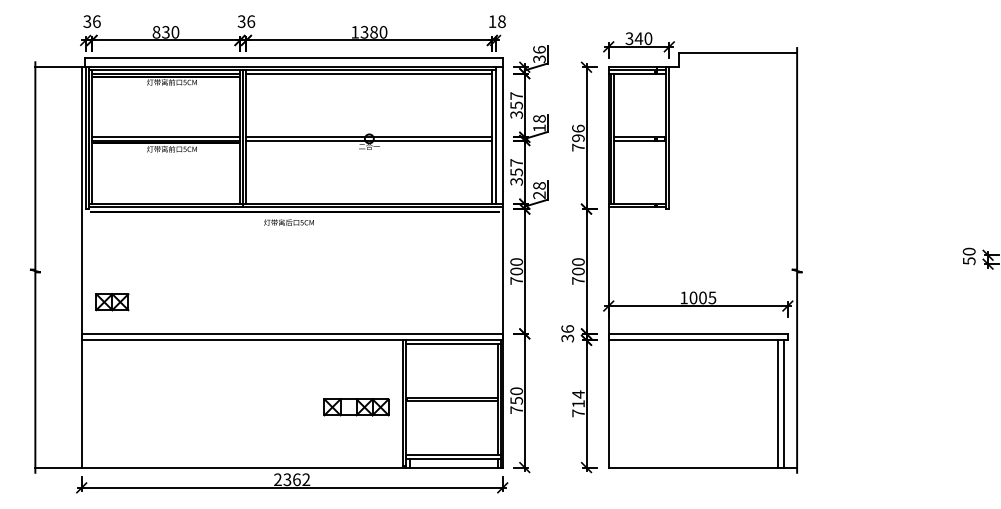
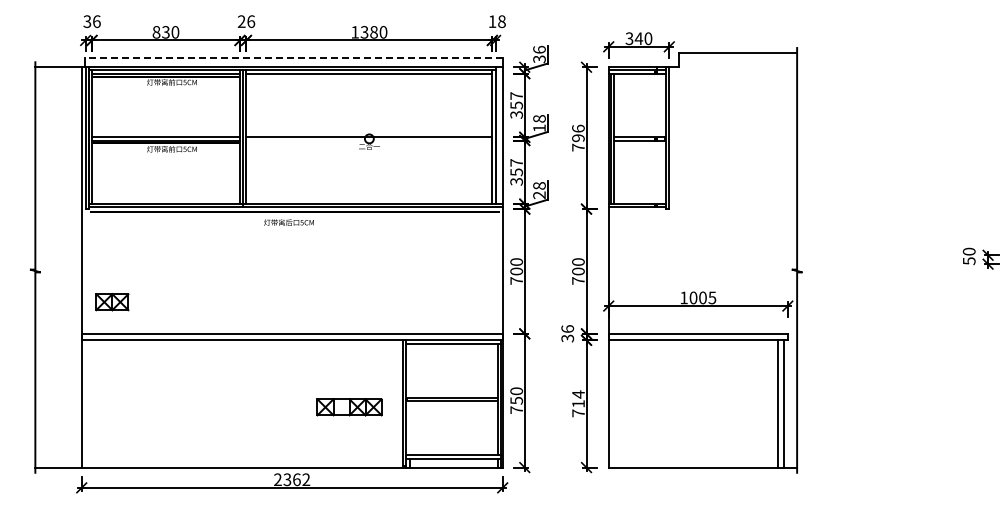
text: 36 -> 26 (241, 21)
line: solid -> dashed (293, 58)
line: present -> none (369, 140)
part position: (356, 407) -> (349, 407) (349, 407)
